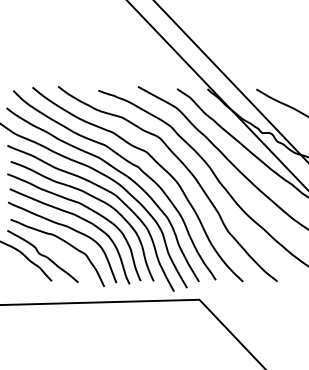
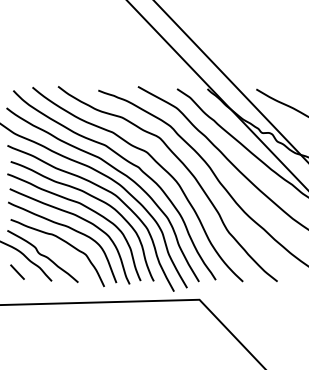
line: none -> present (17, 271)
